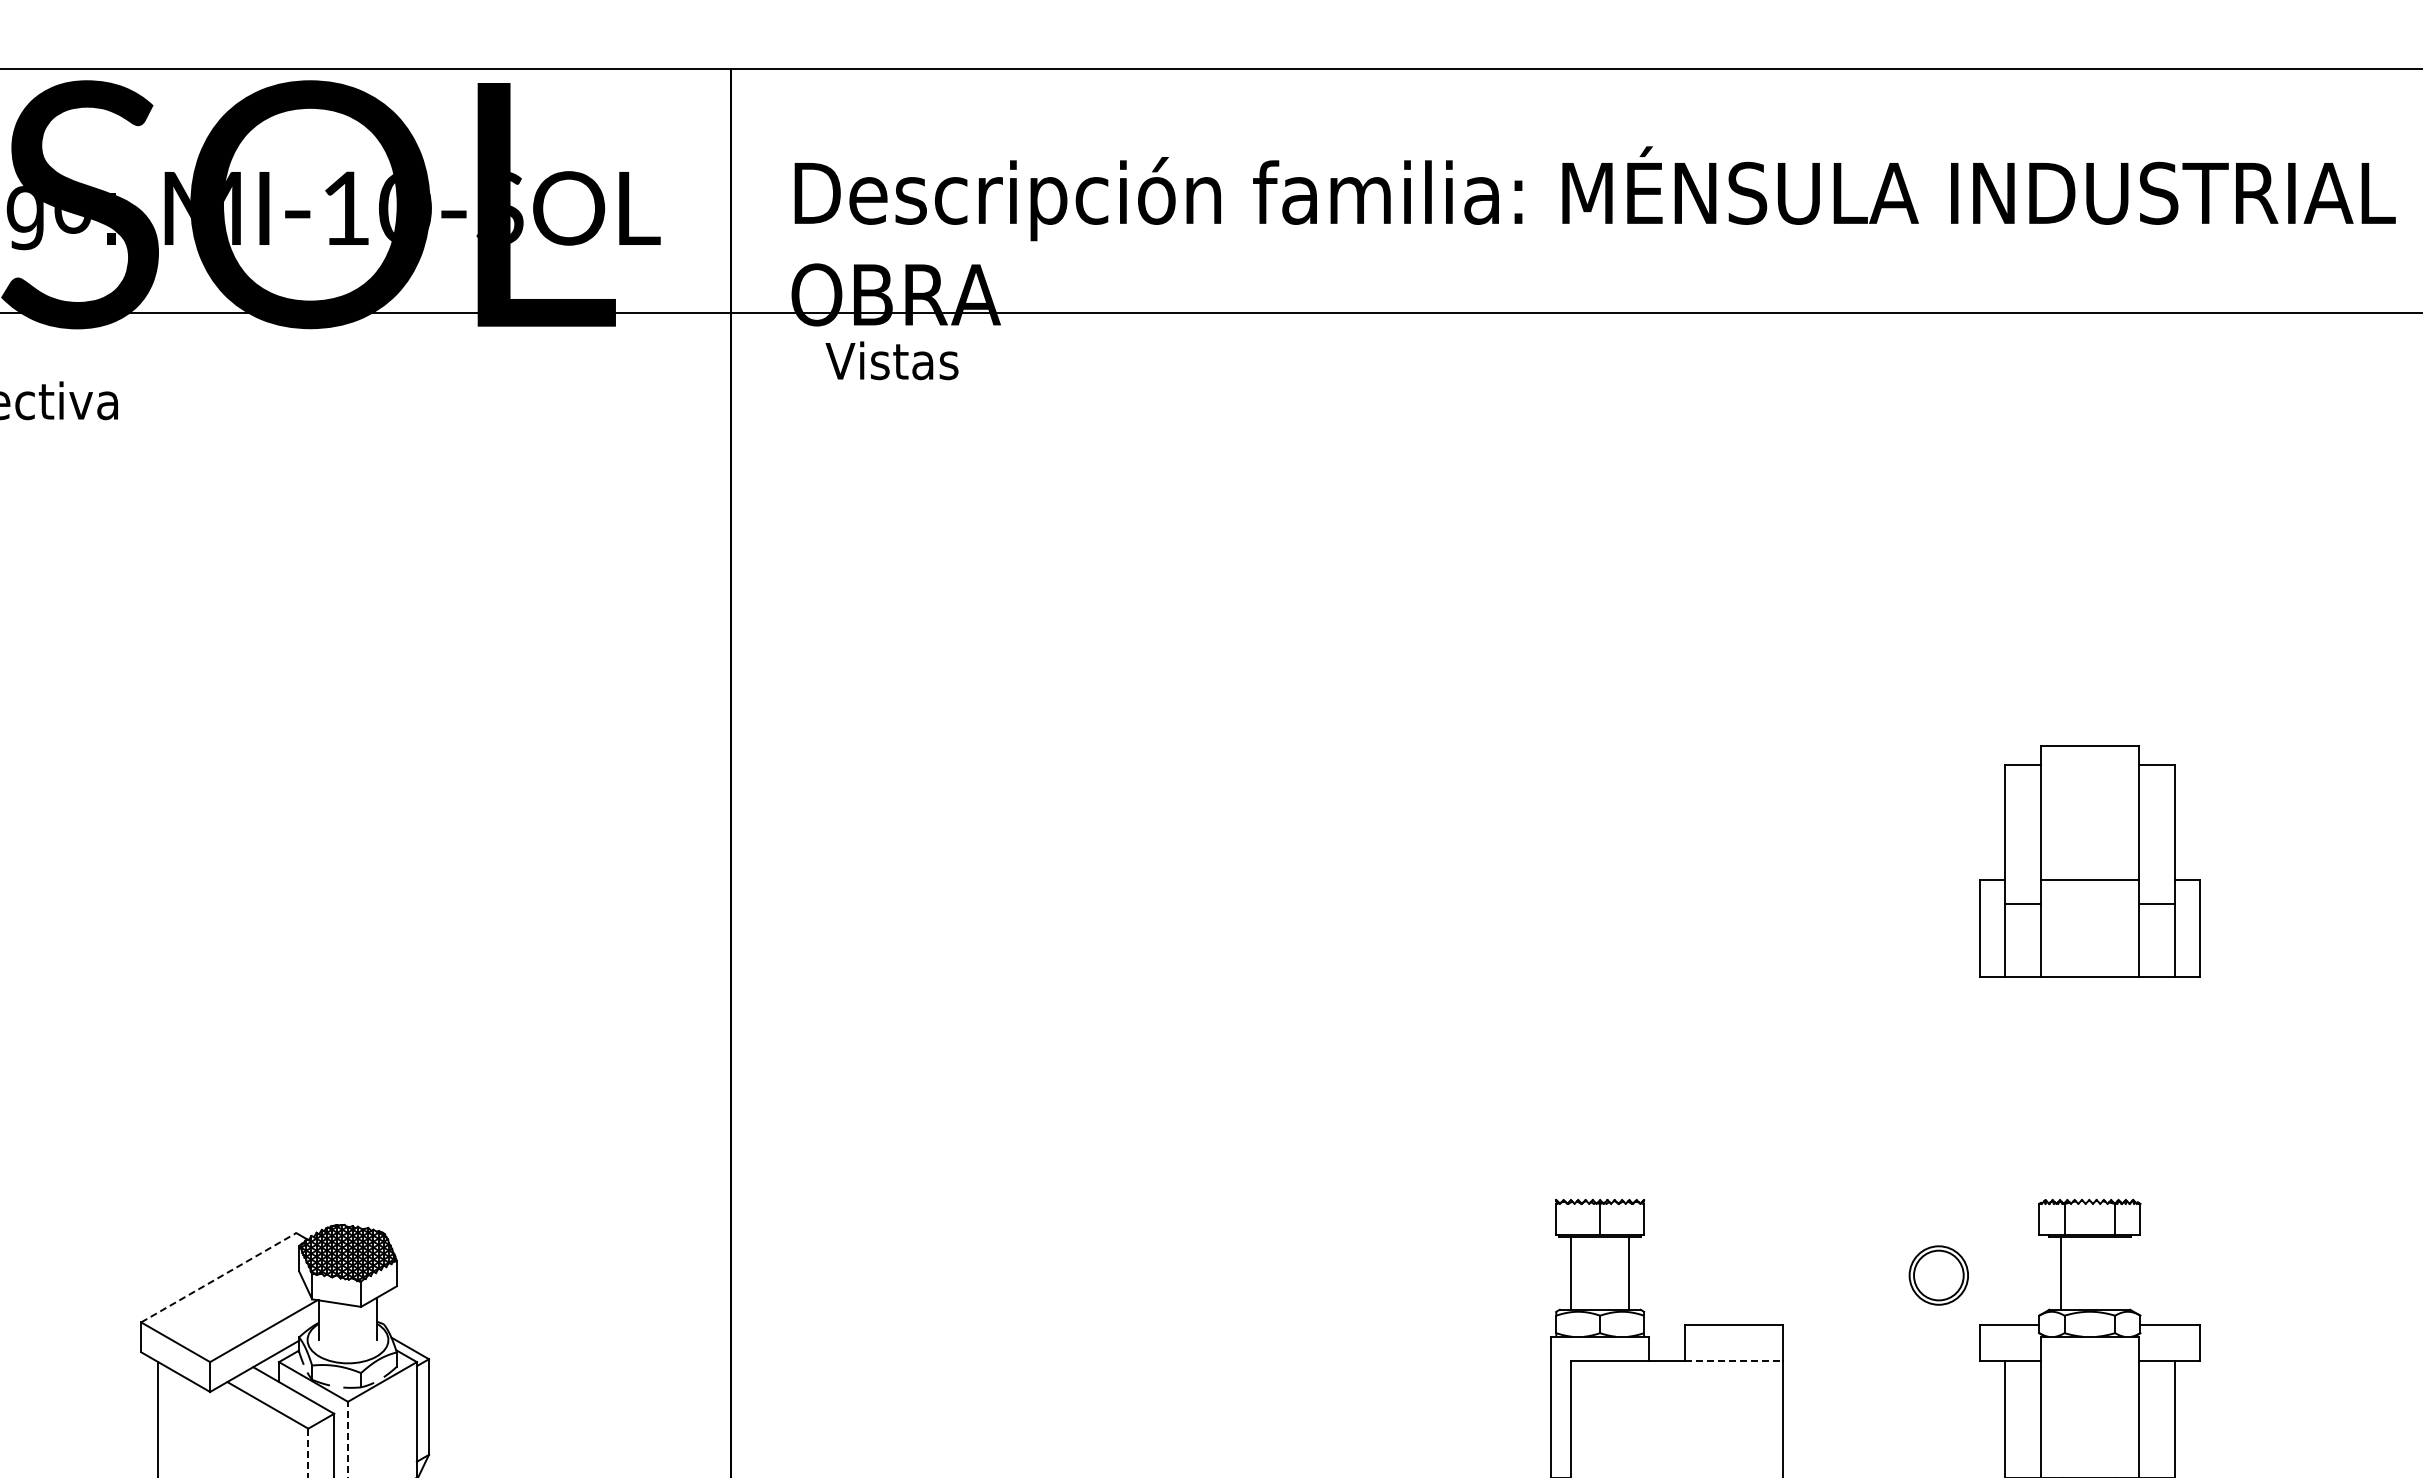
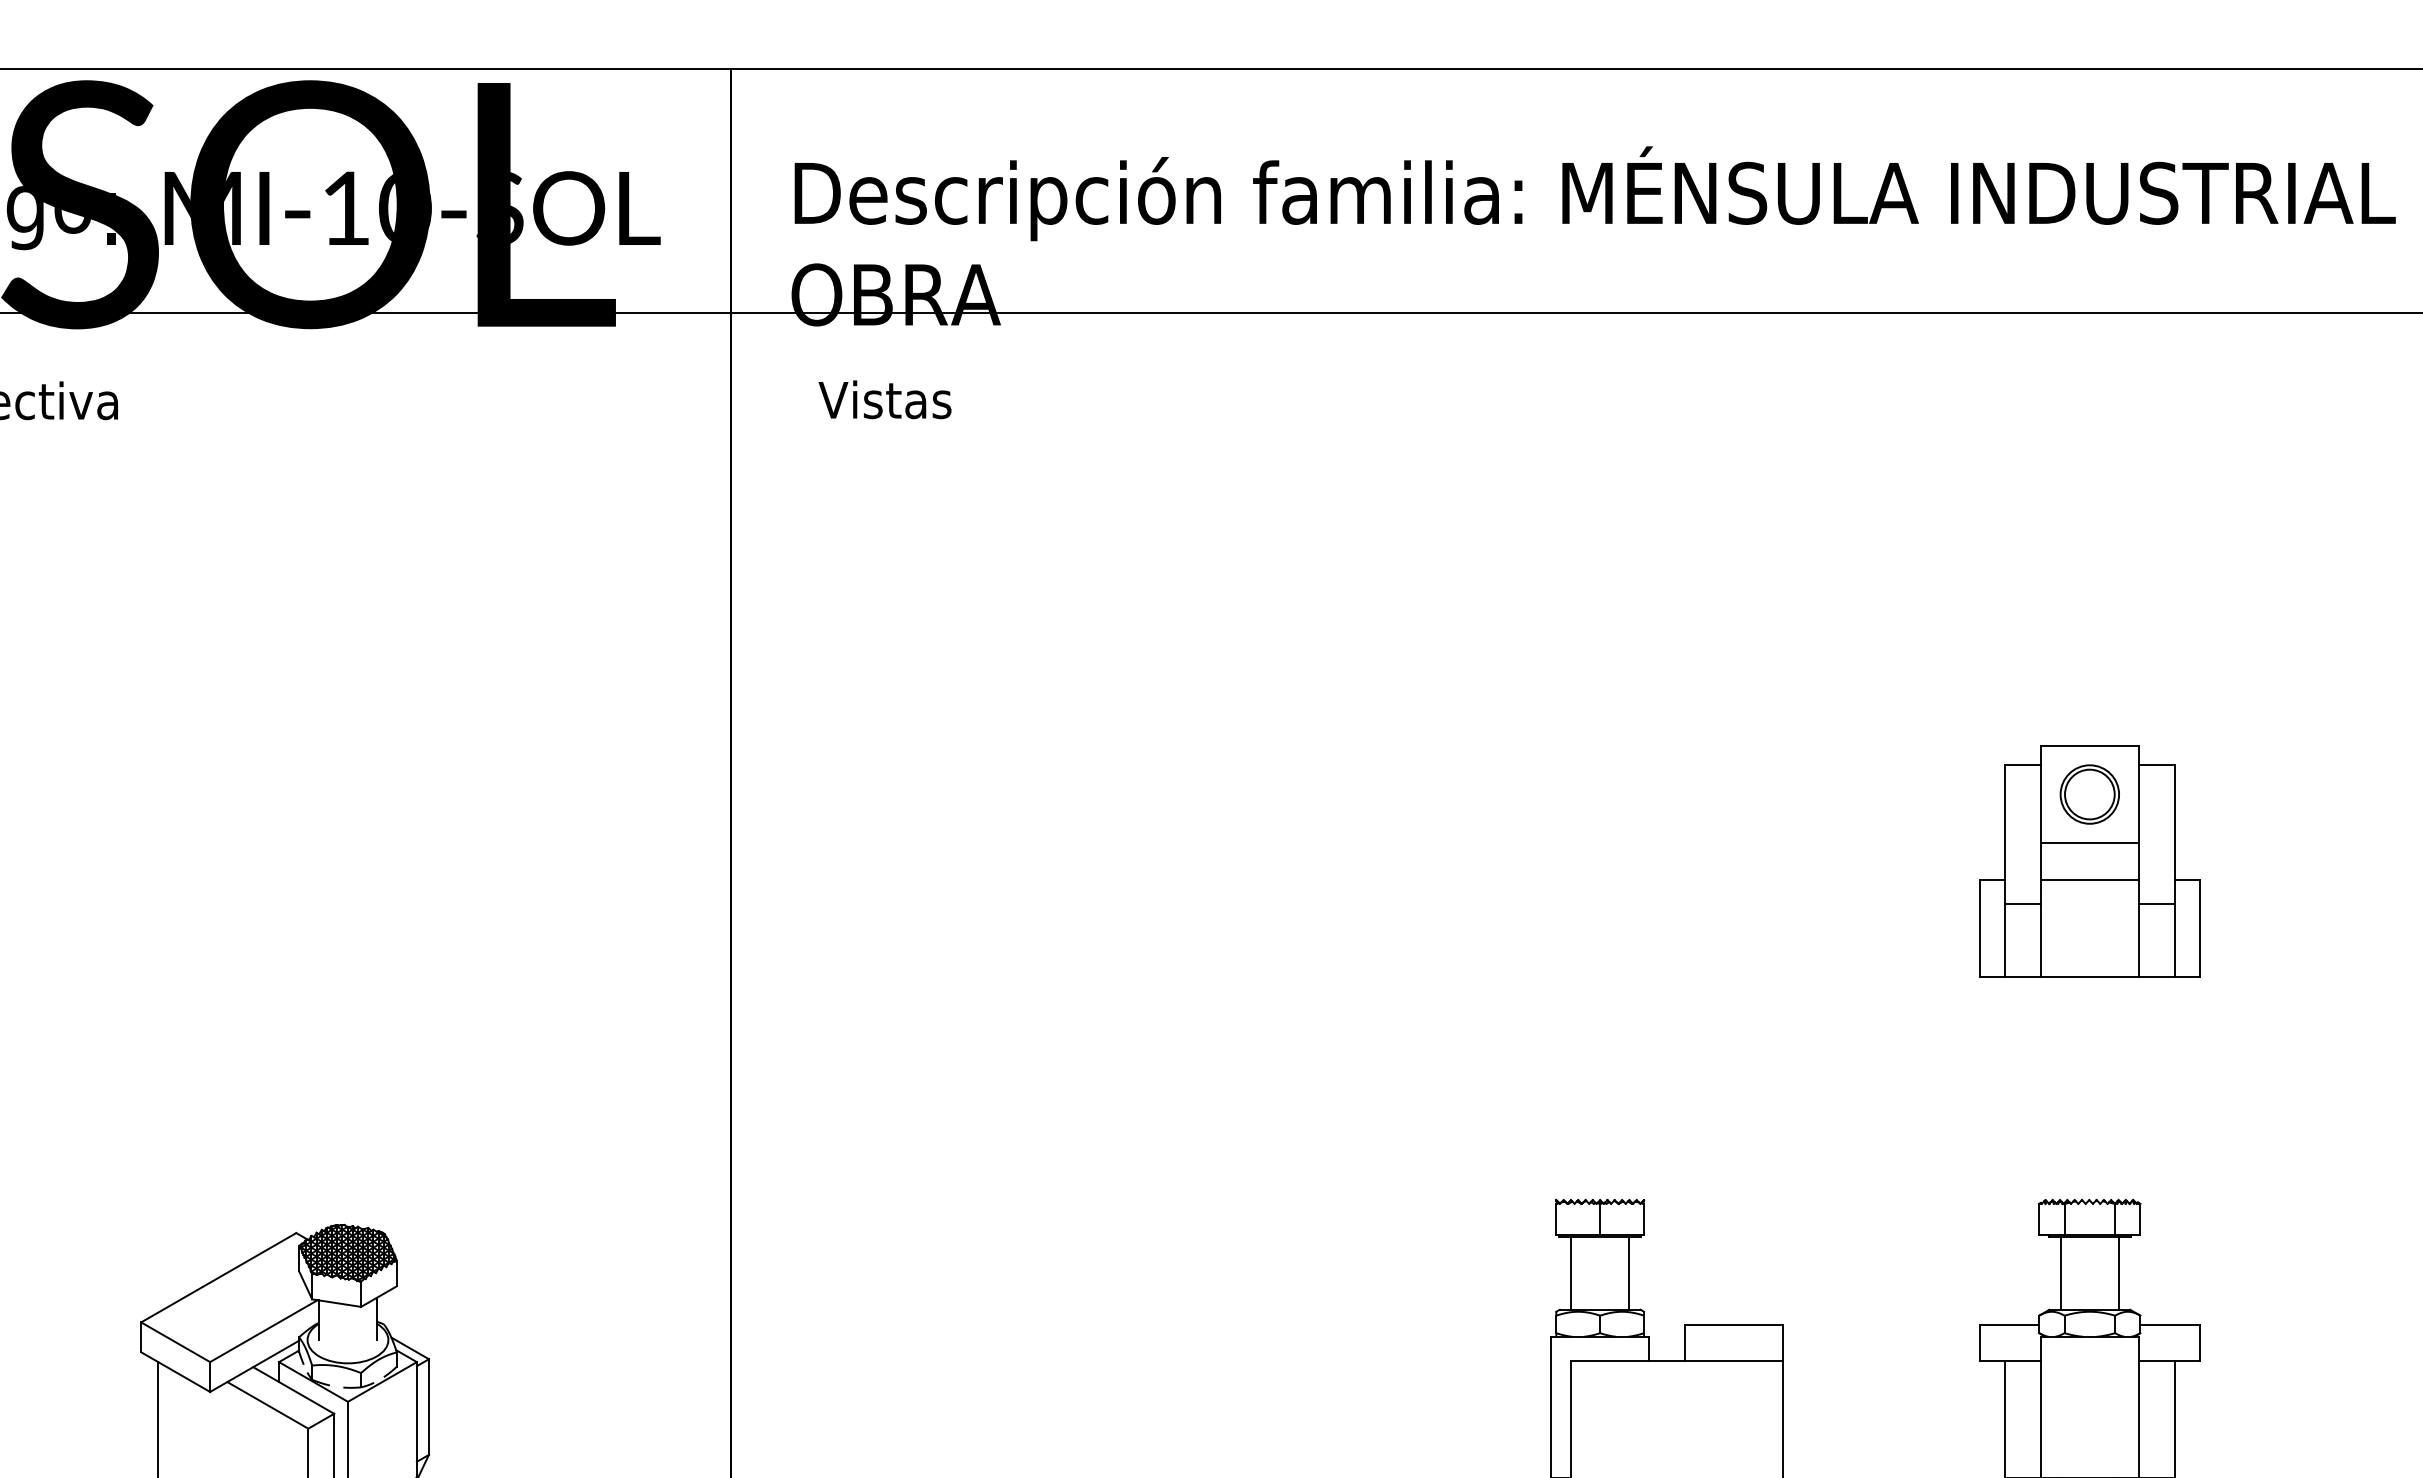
text position: (891, 360) -> (884, 399) (884, 399)
line: none -> present (2089, 843)
line: none -> present (2119, 1272)
part position: (1938, 1275) -> (2089, 794) (2089, 794)
line: dashed -> solid (219, 1277)
line: dashed -> solid (1734, 1361)
line: dashed -> solid (348, 1439)
line: dashed -> solid (308, 1453)
